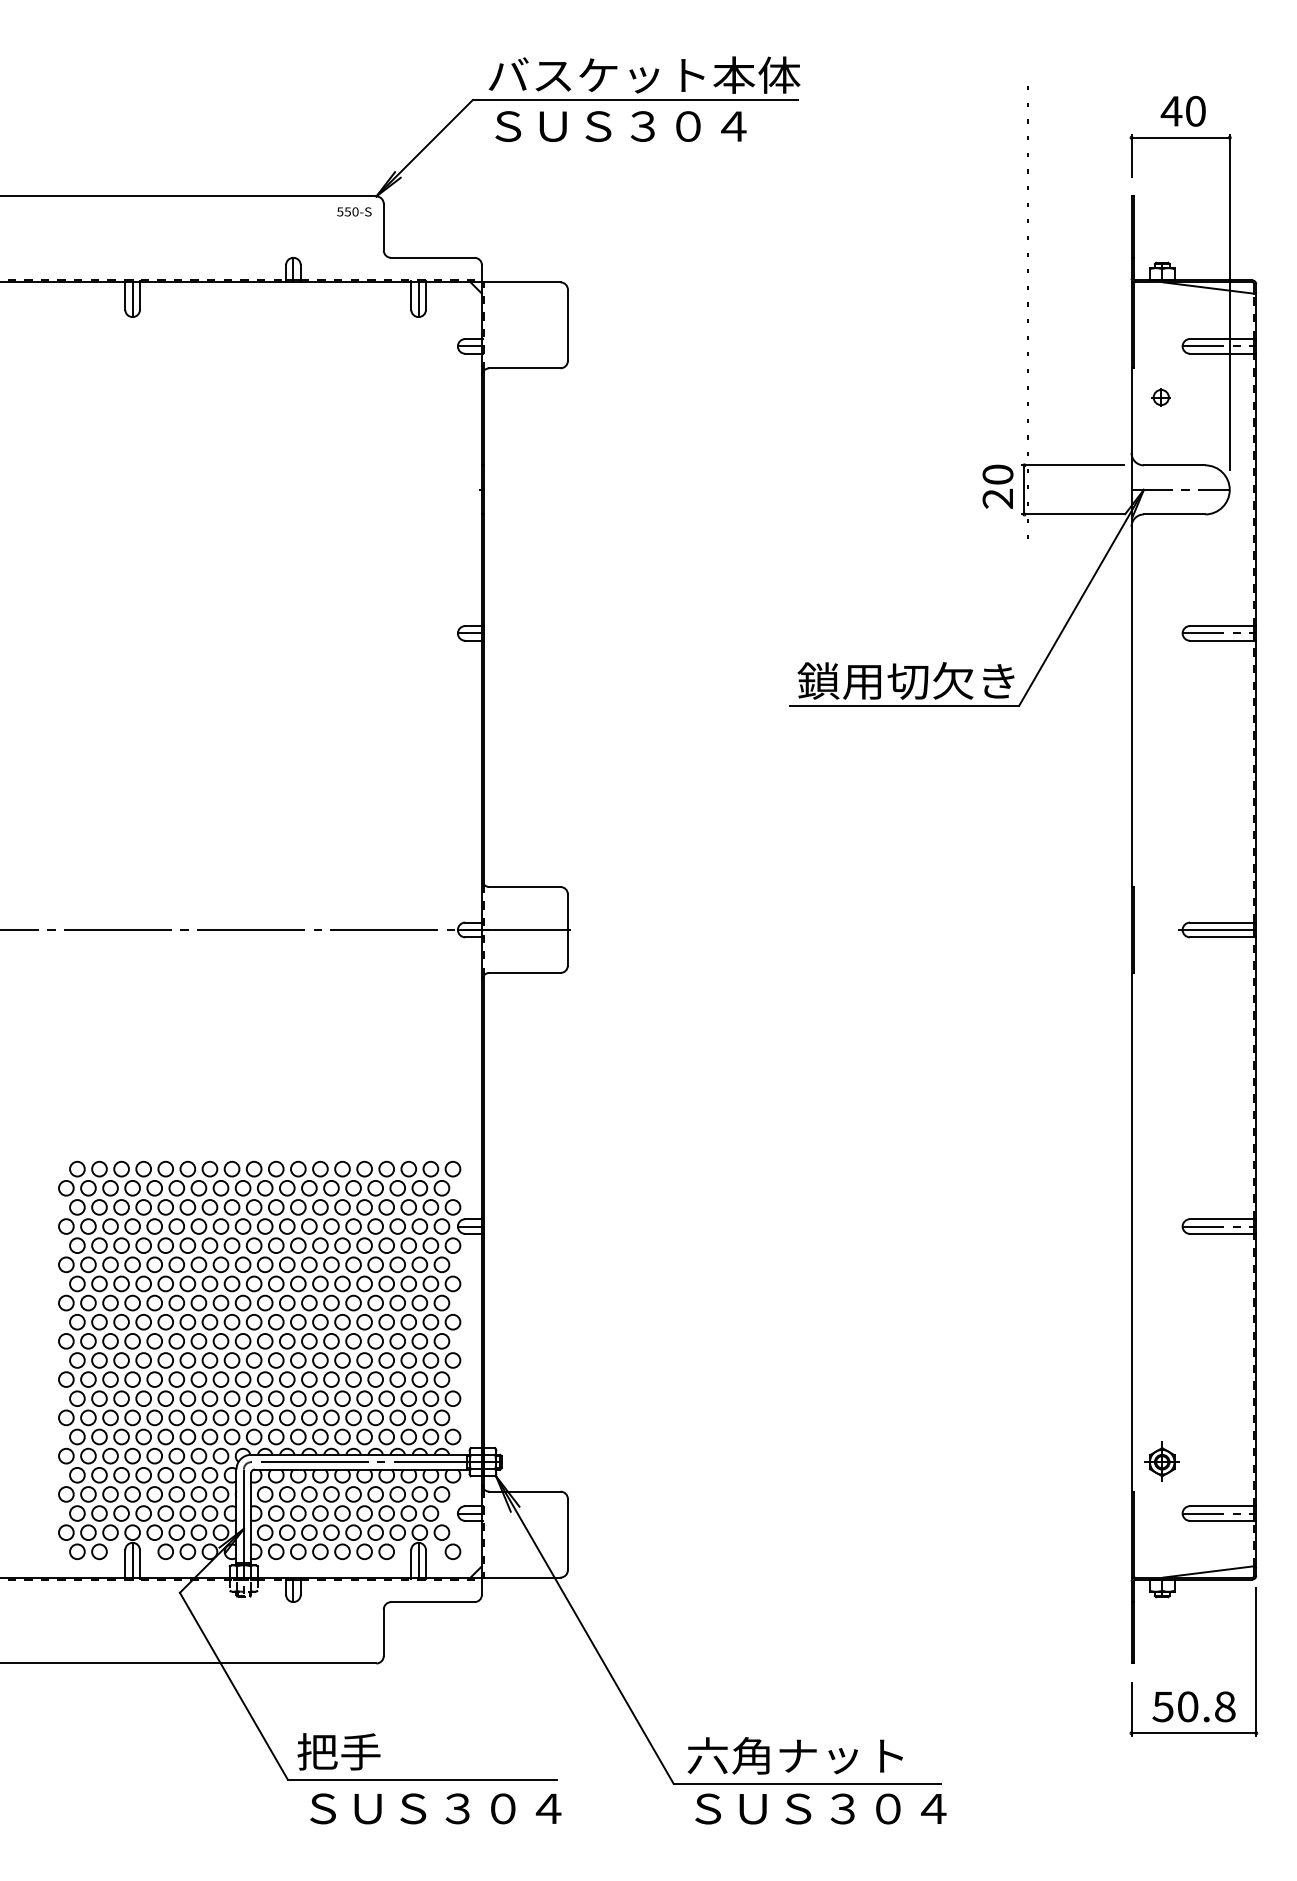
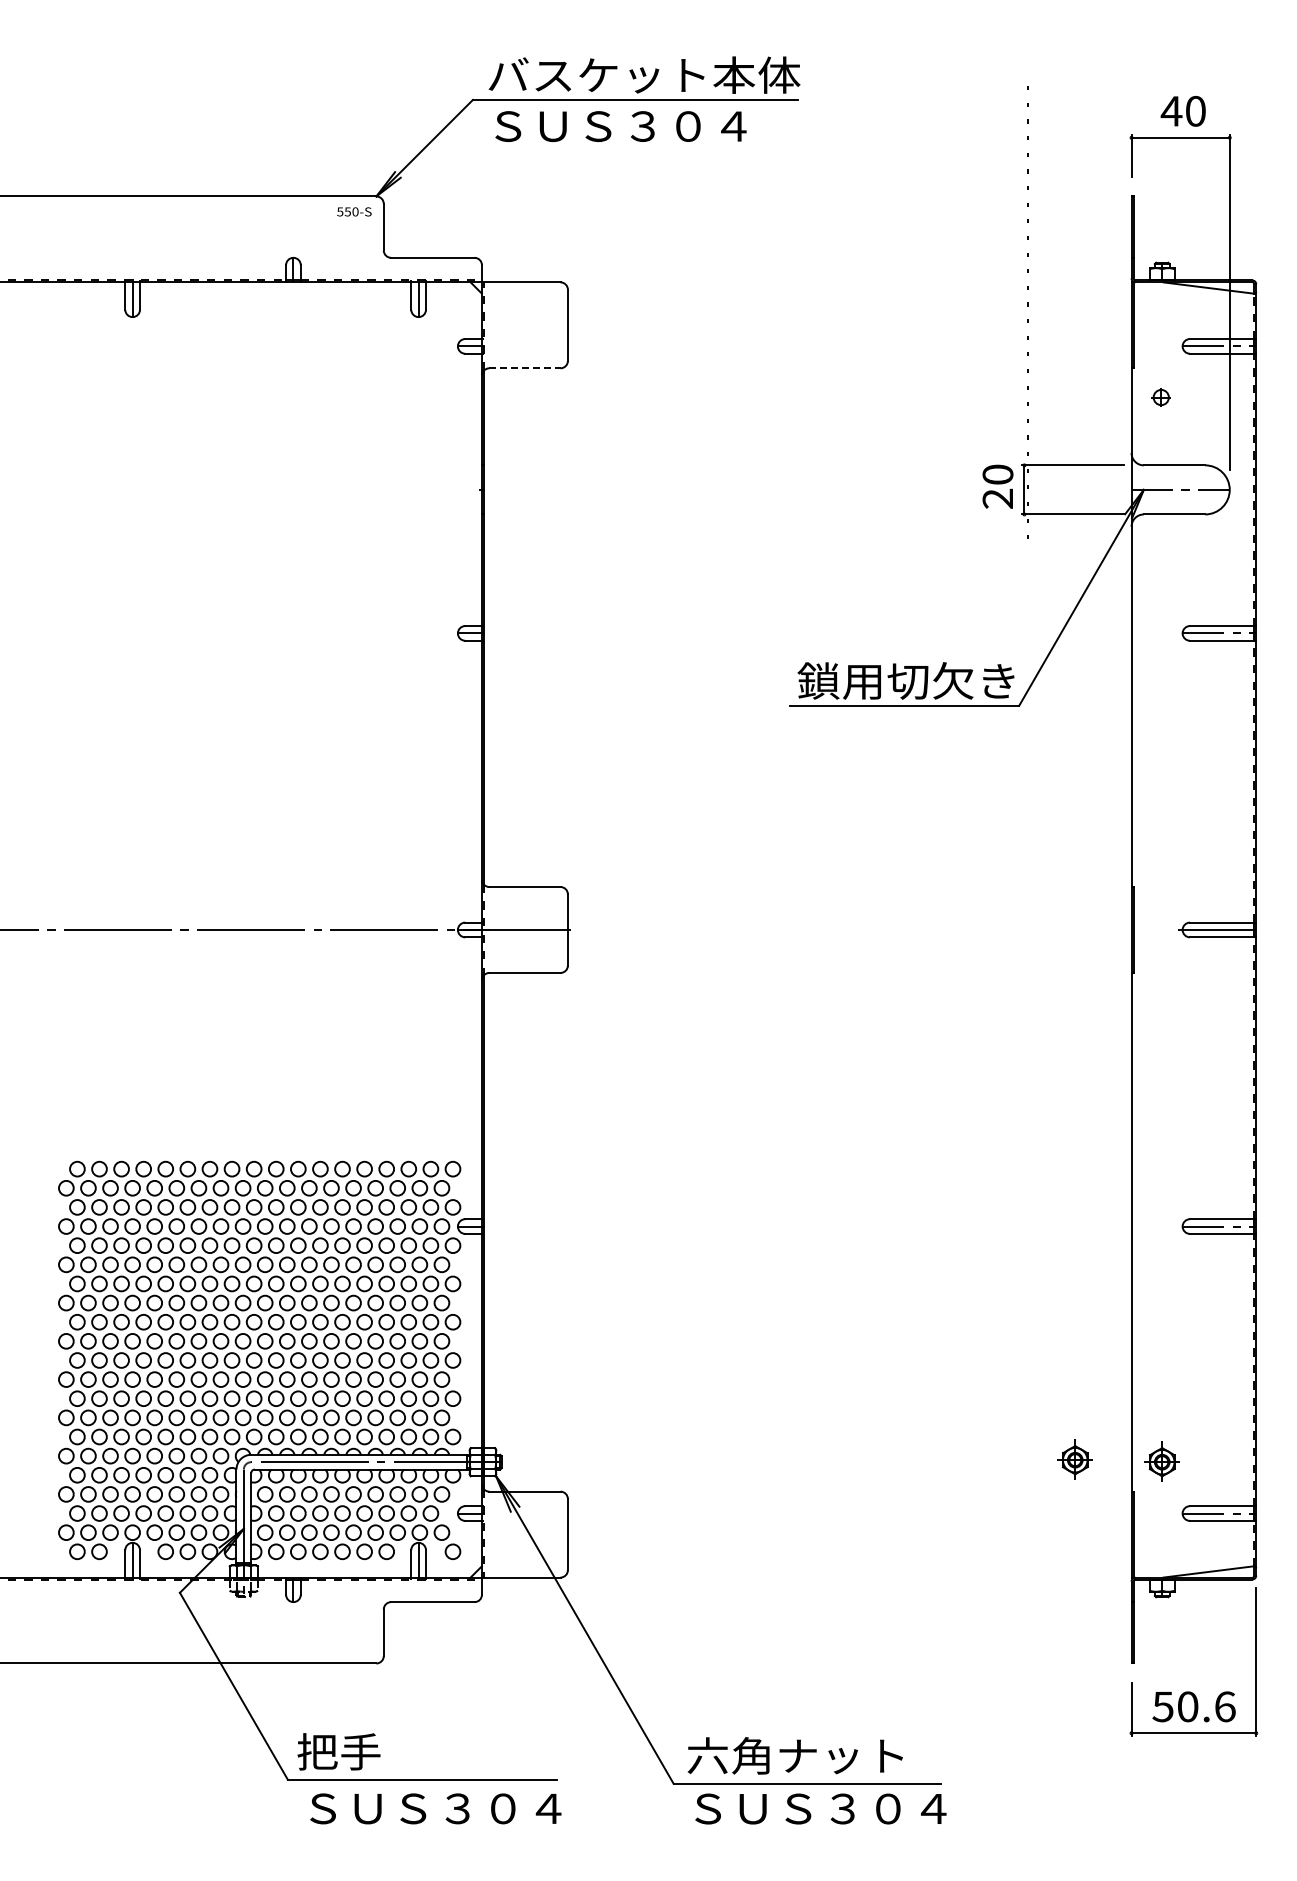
line: solid -> dashed (524, 368)
part: none -> present (1074, 1459)
text: 50.8 -> 50.6 (1225, 1706)
